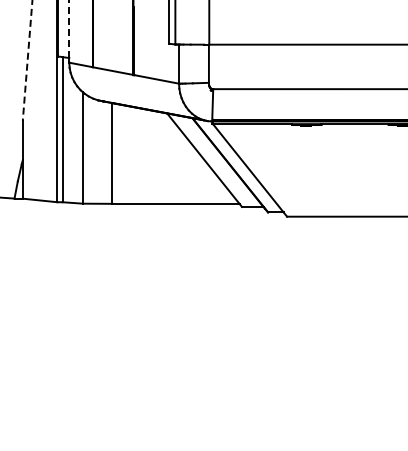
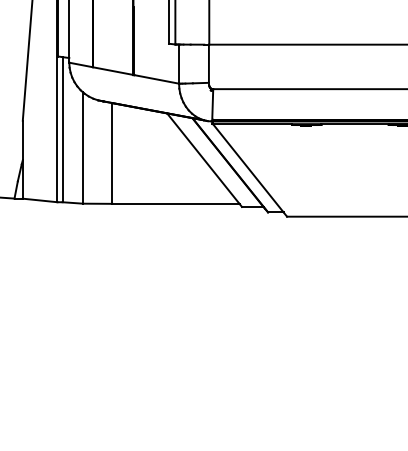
line: dashed -> solid (69, 29)
line: dashed -> solid (27, 61)
